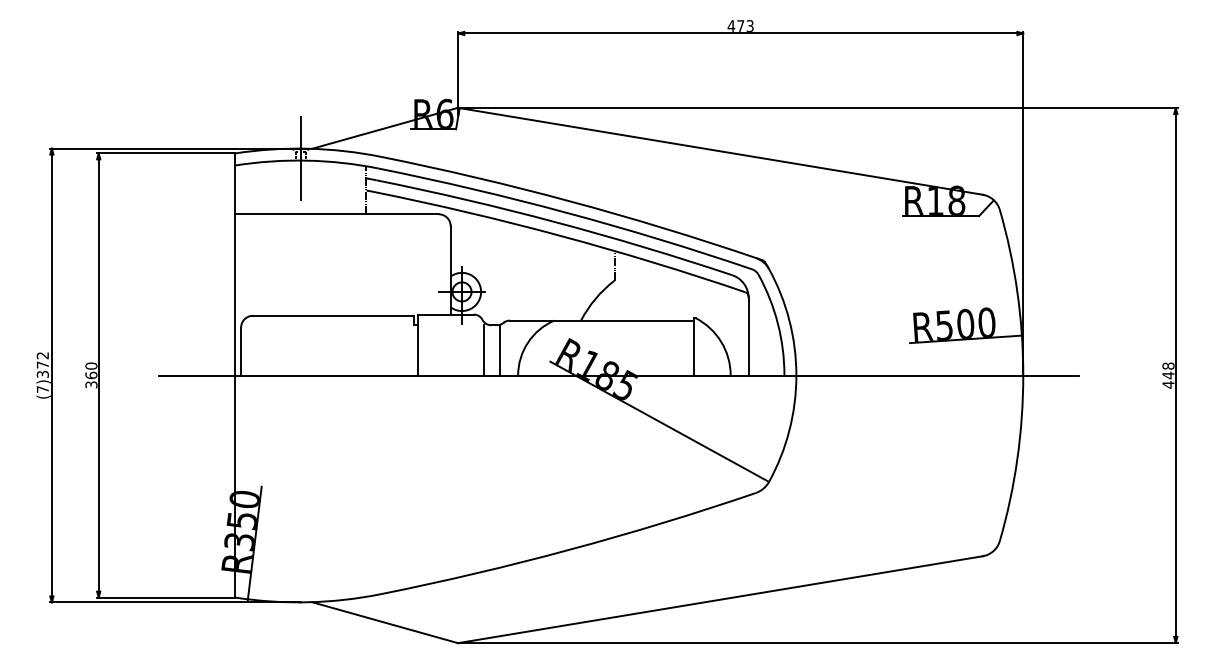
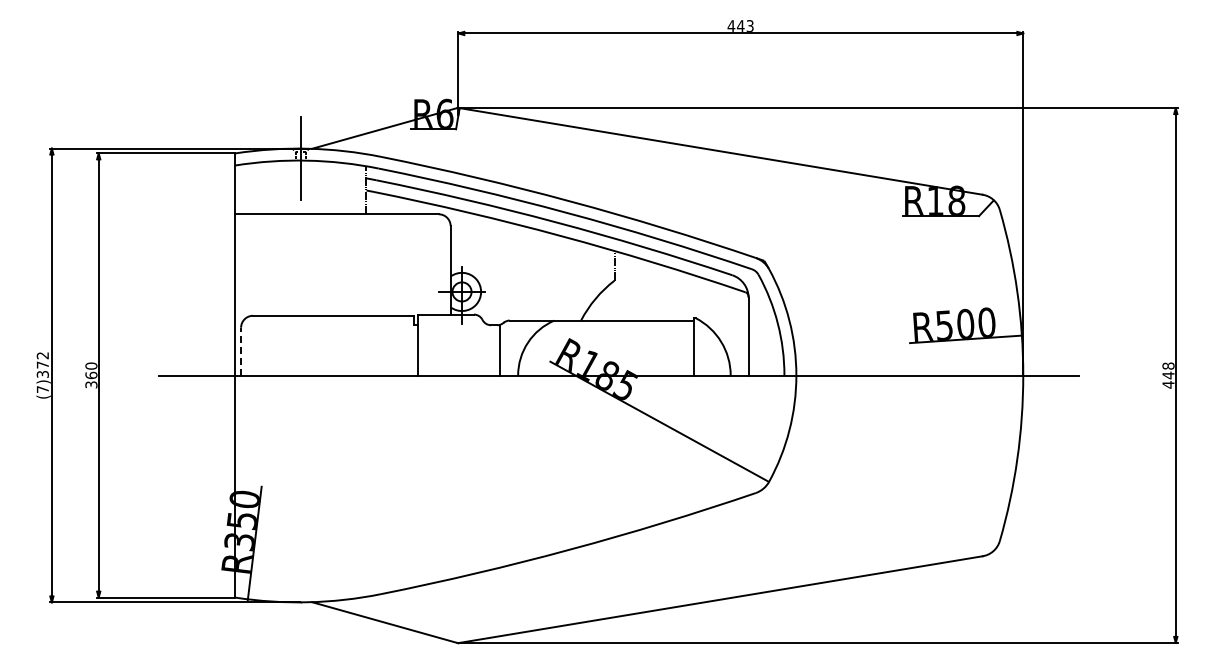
text: 473 -> 443 (740, 25)
line: present -> none (483, 350)
line: solid -> dashed (241, 351)
